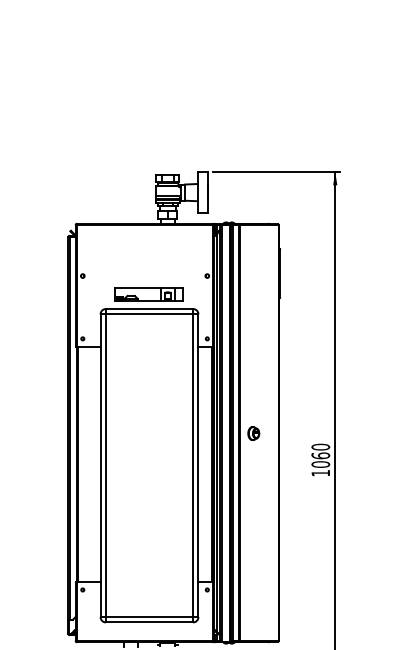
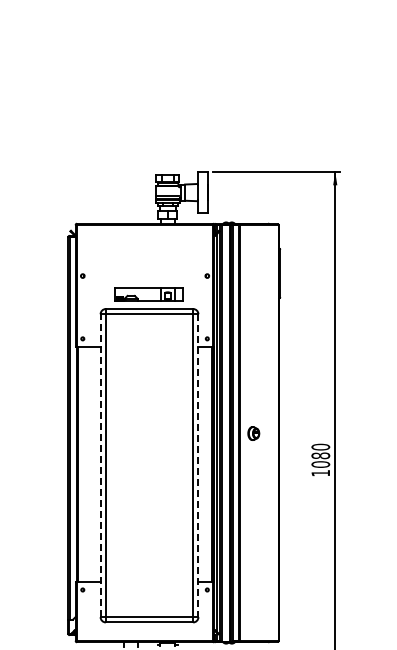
text: 1060 -> 1080 (320, 455)
line: solid -> dashed (100, 465)
line: solid -> dashed (198, 466)
